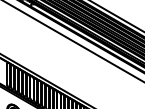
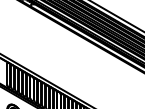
line: present -> none (73, 41)
